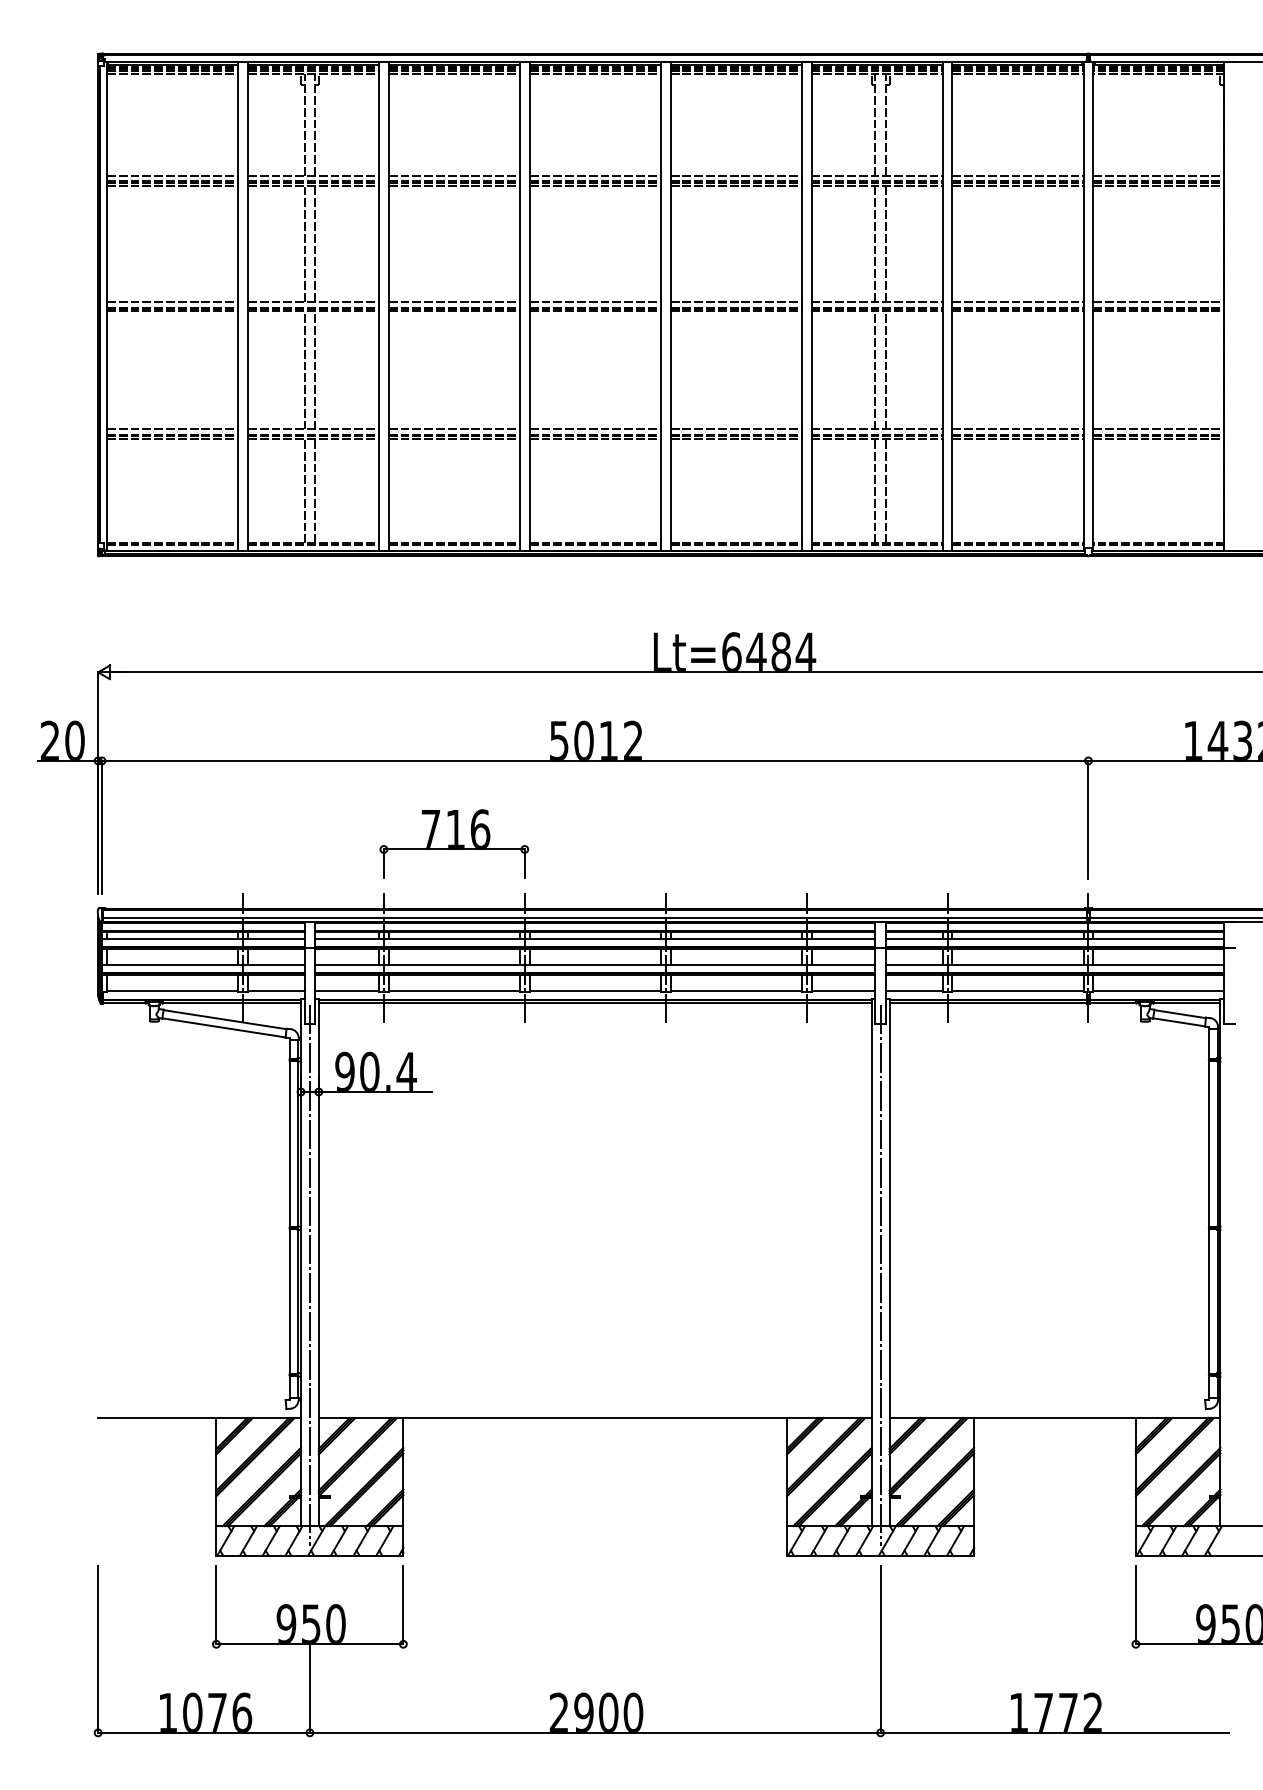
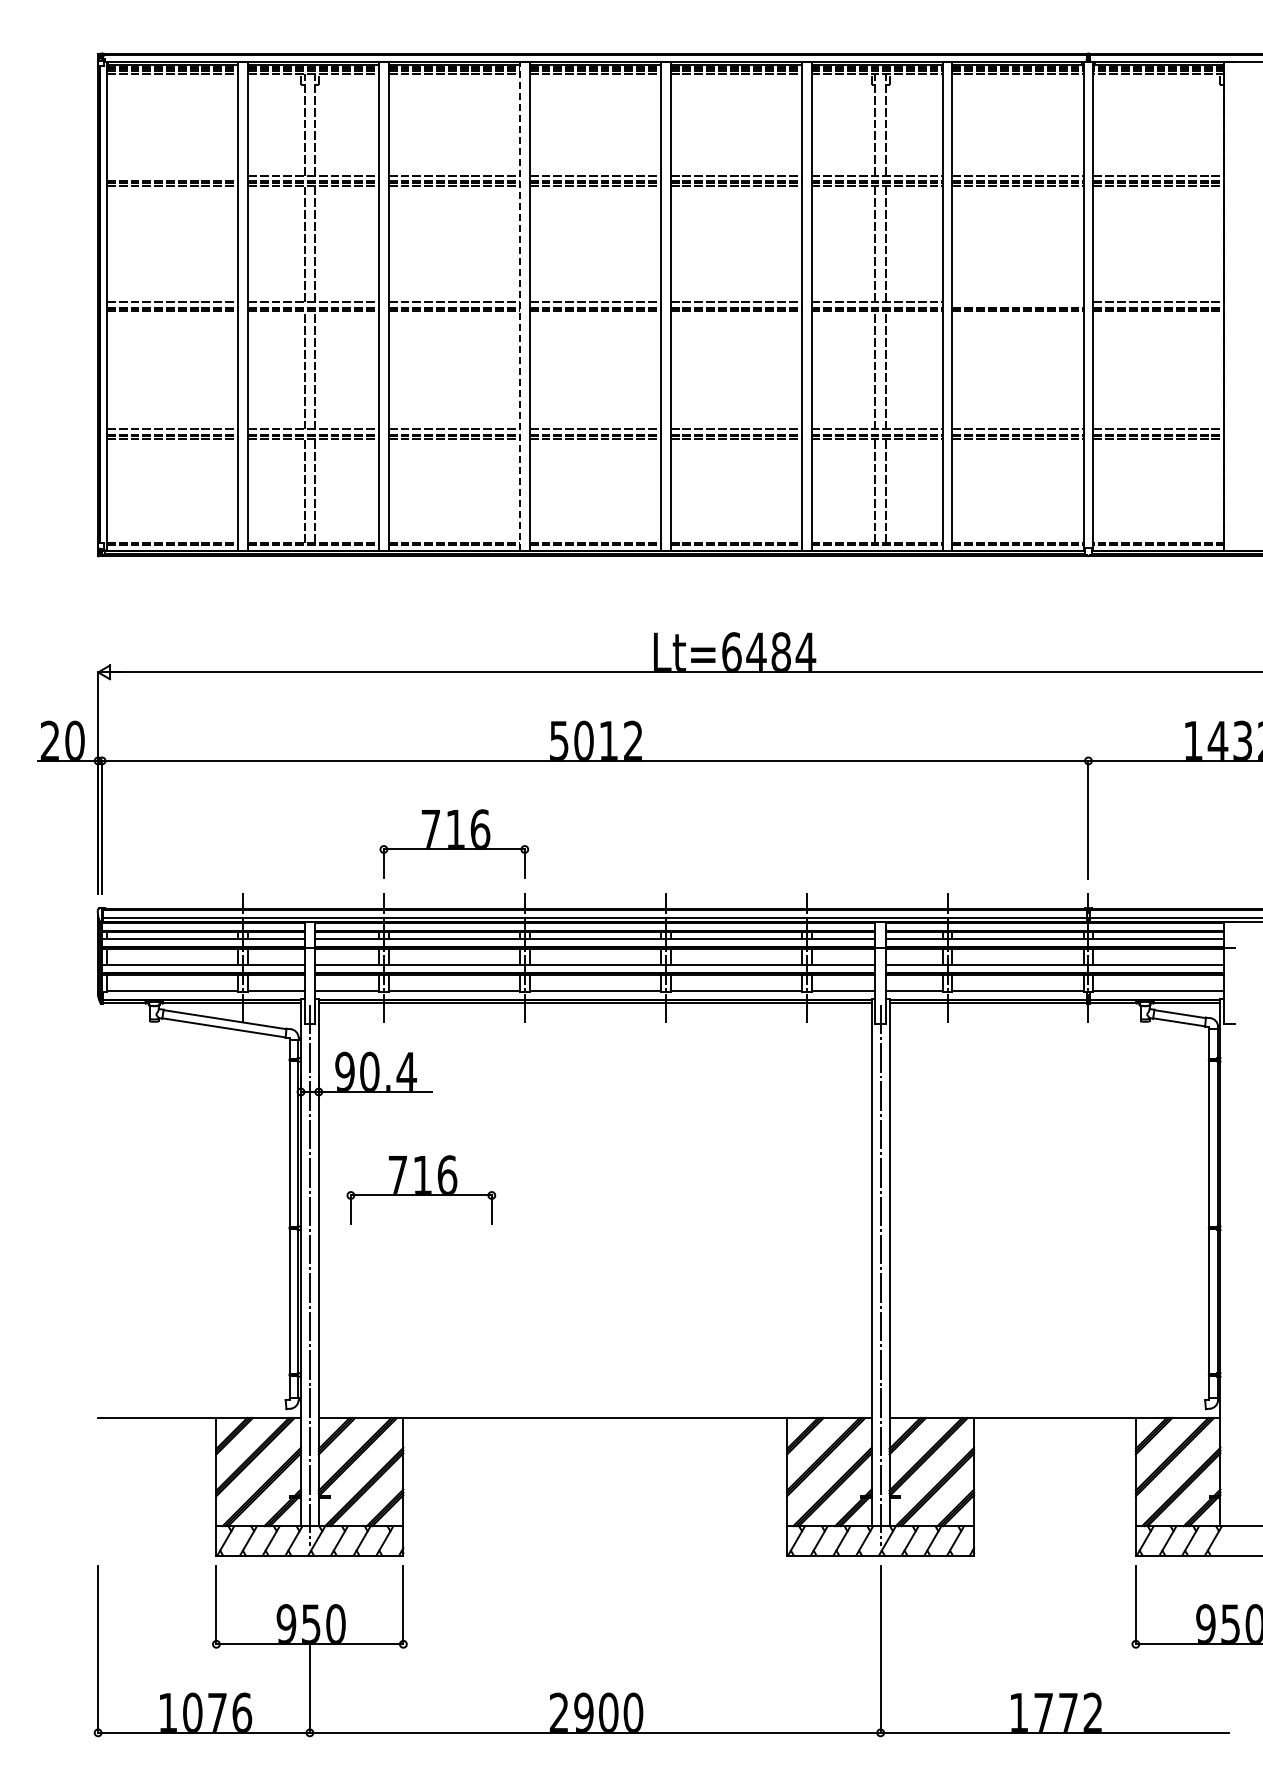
line: present -> none (172, 175)
line: present -> none (1017, 301)
line: solid -> dashed (519, 306)
part: none -> present (421, 1189)
